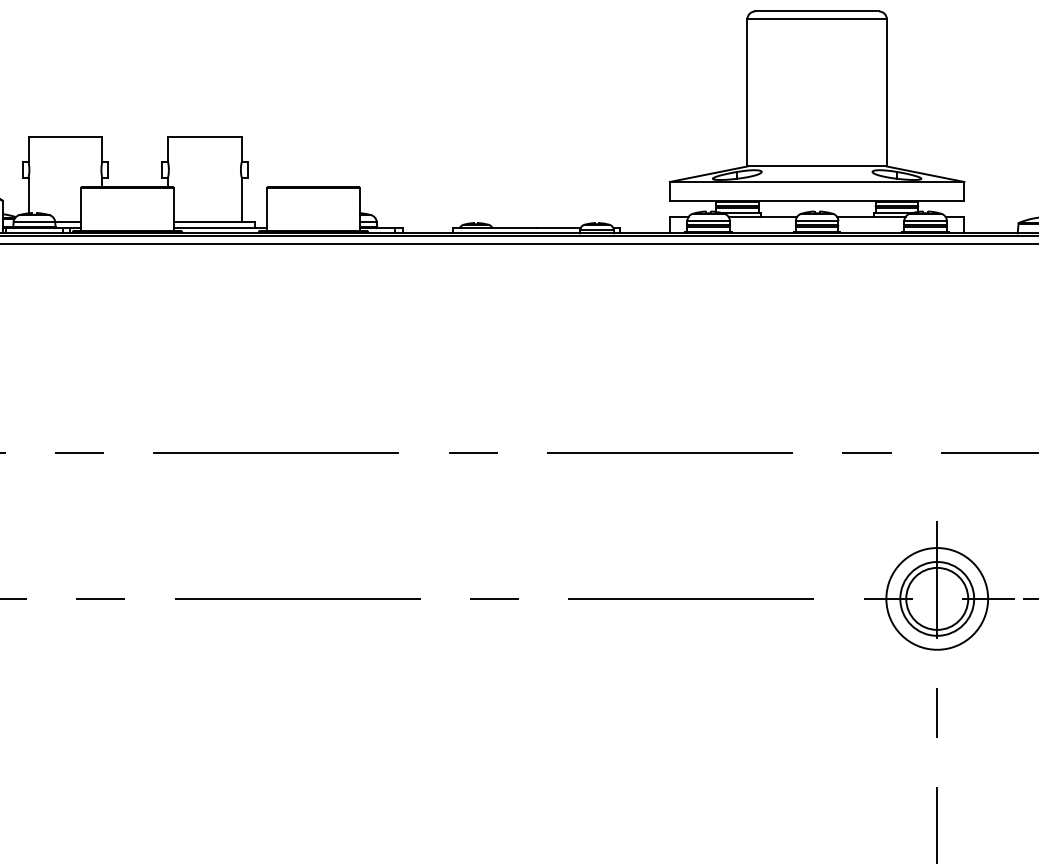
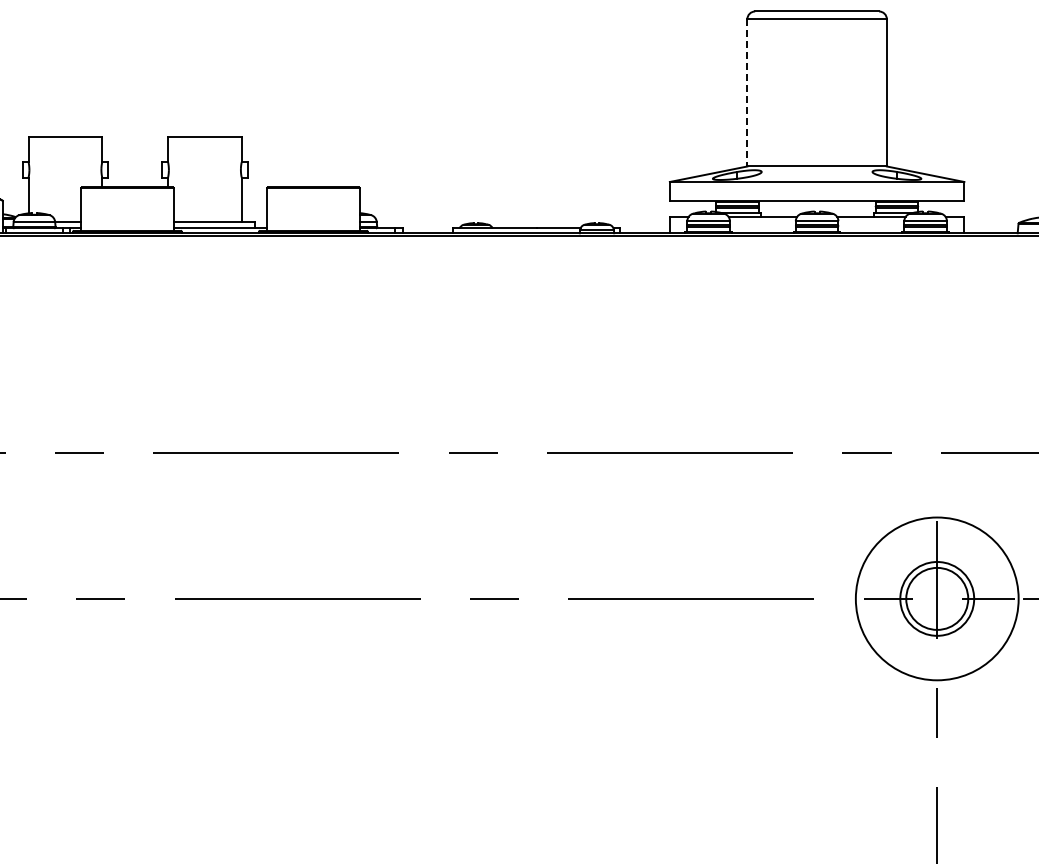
line: solid -> dashed (747, 92)
line: present -> none (518, 243)
circle diameter: 102 px -> 163 px (936, 598)
